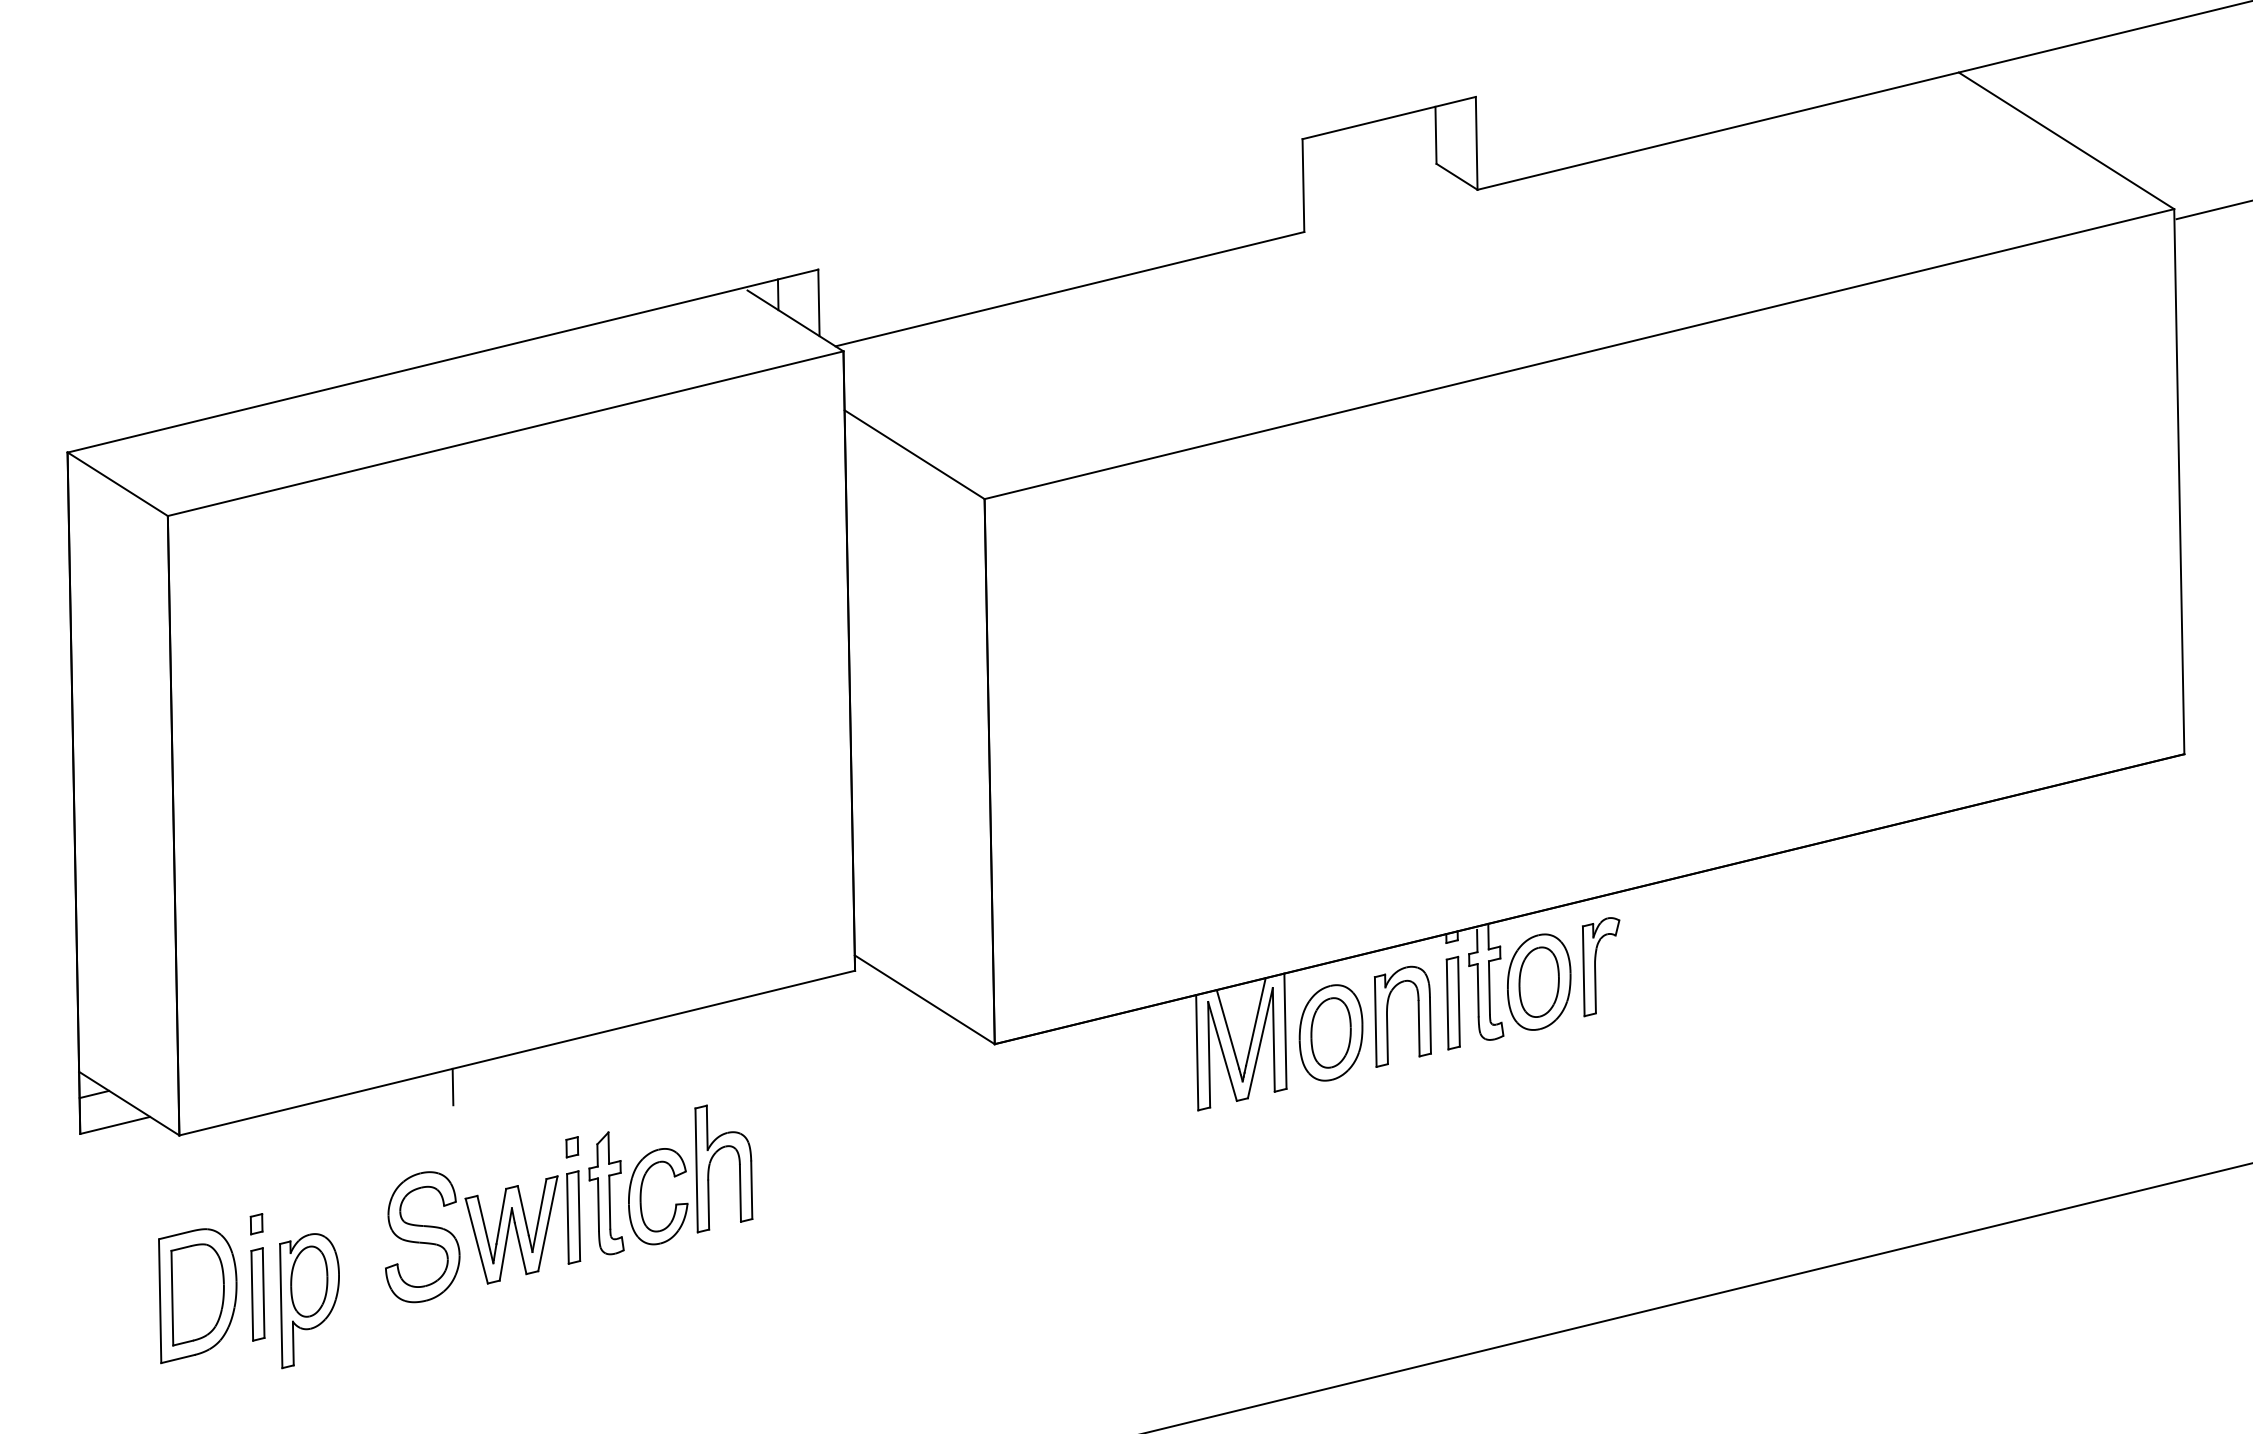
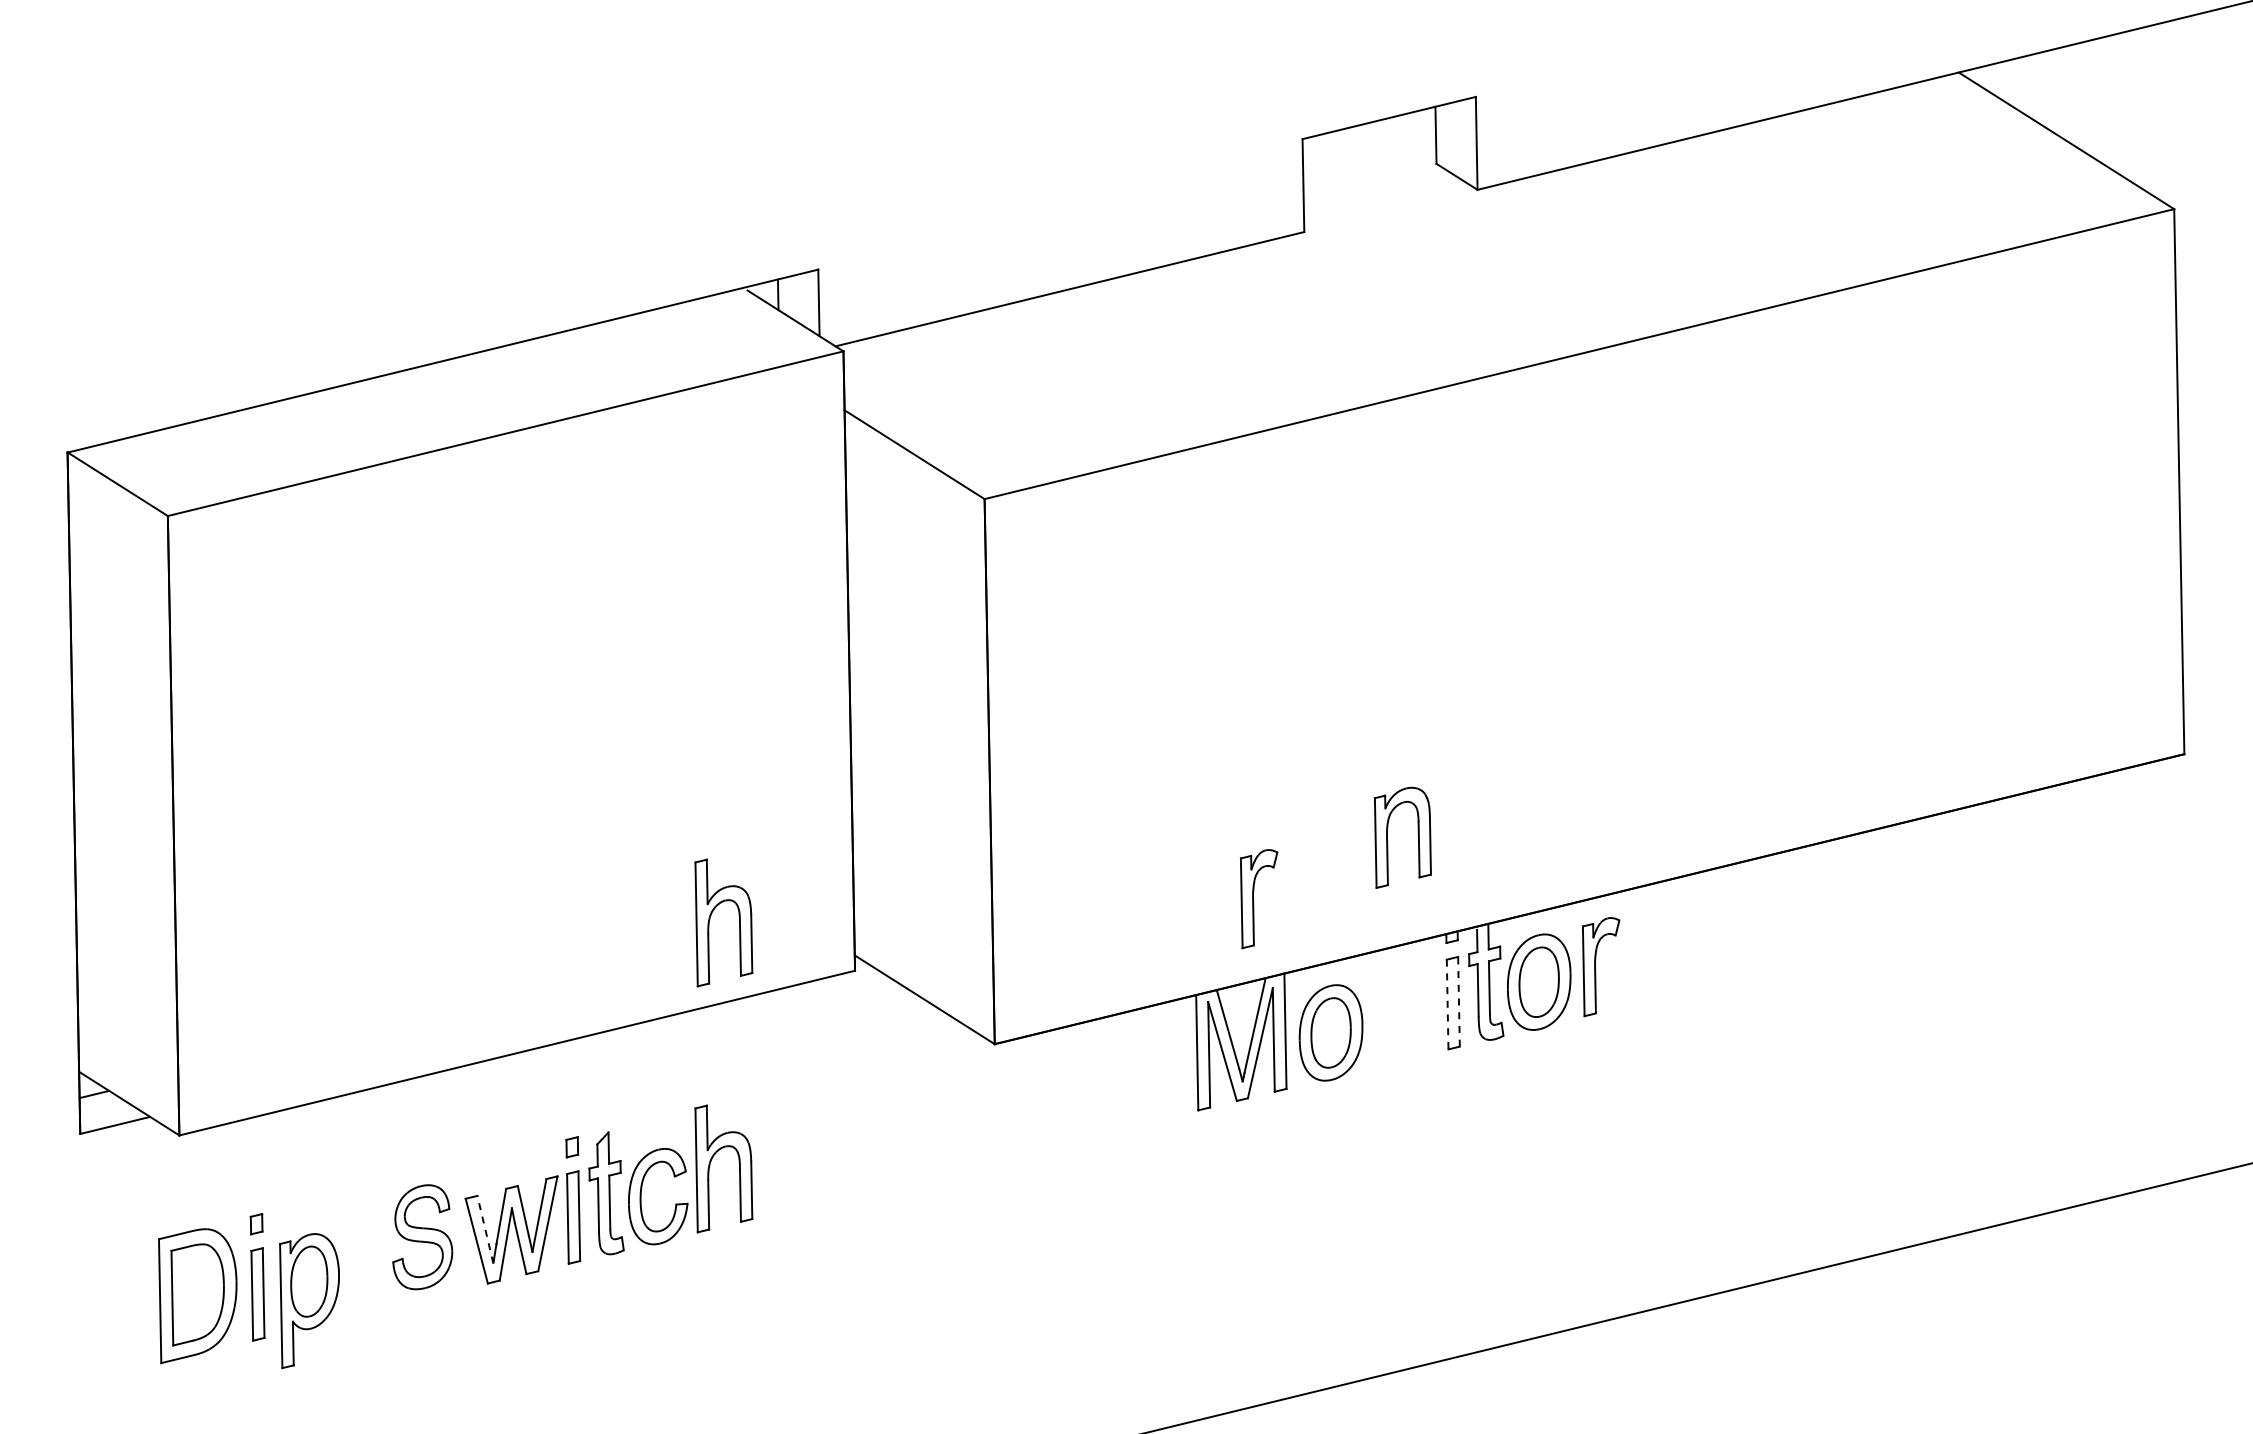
line: present -> none (2212, 210)
part: none -> present (1259, 899)
part: none -> present (710, 919)
line: solid -> dashed (1458, 1001)
line: solid -> dashed (1447, 1004)
part position: (1387, 1016) -> (1387, 837) (1387, 837)
line: present -> none (452, 1086)
line: solid -> dashed (485, 1229)
part size: 76x133 px -> 62x107 px (422, 1237)
